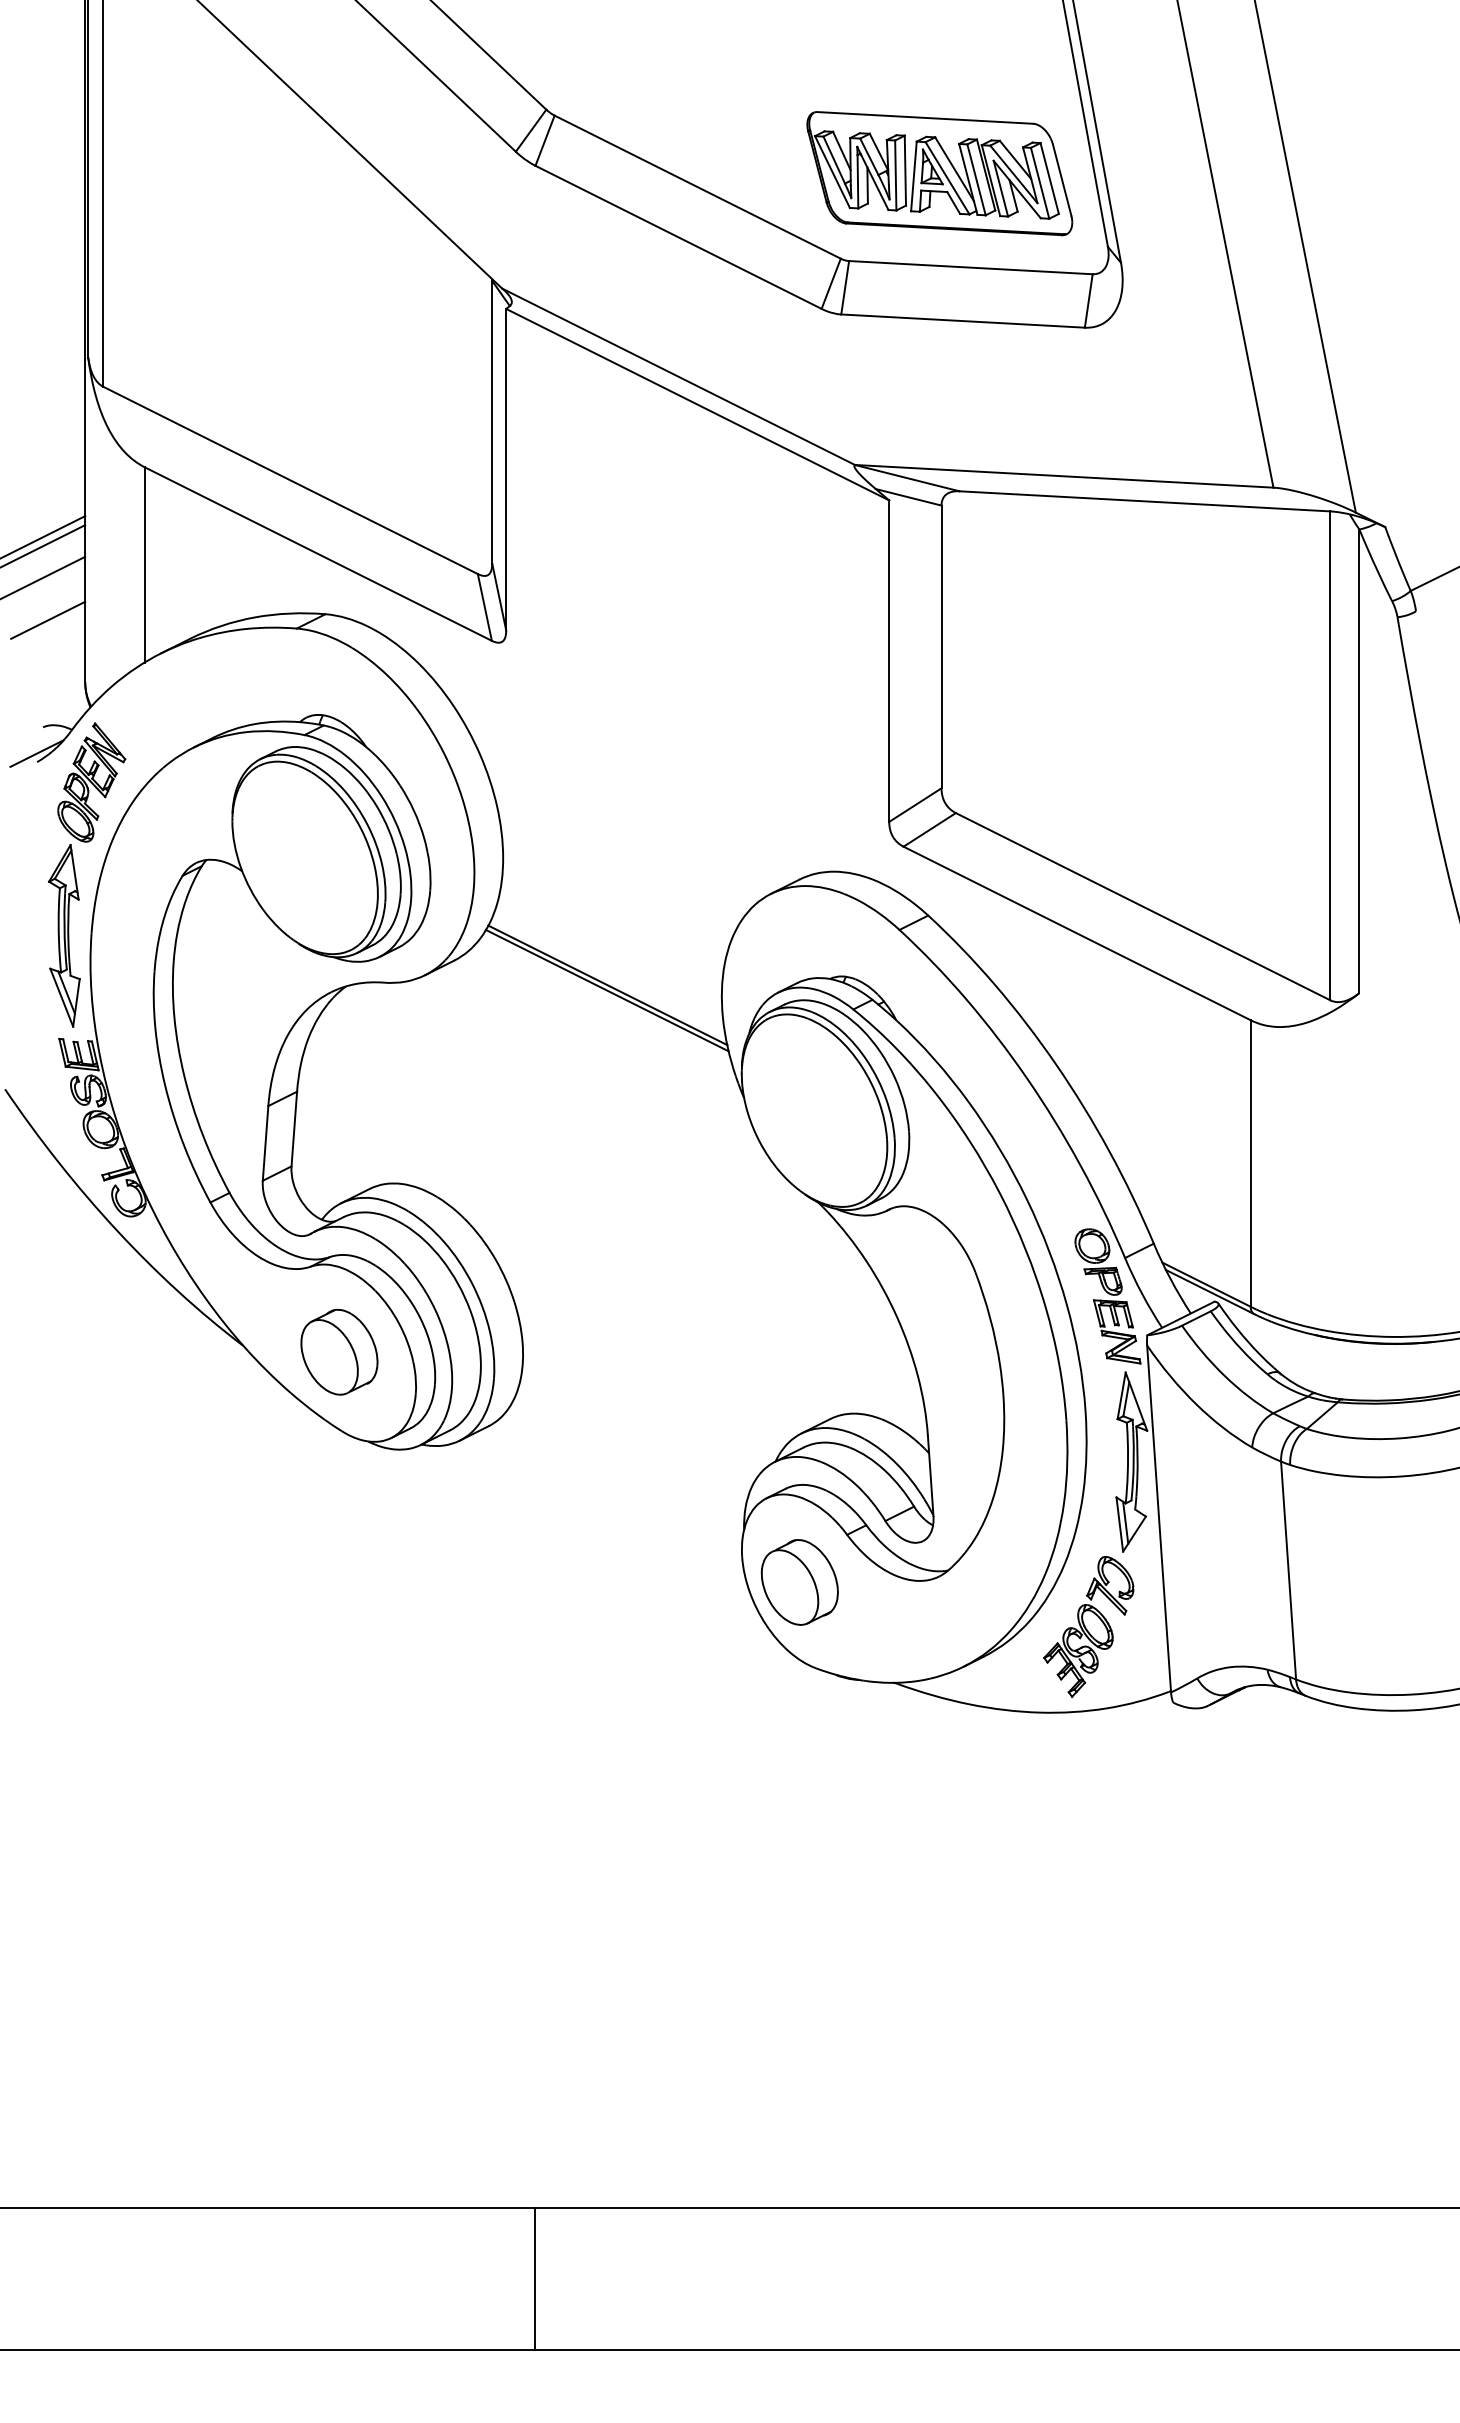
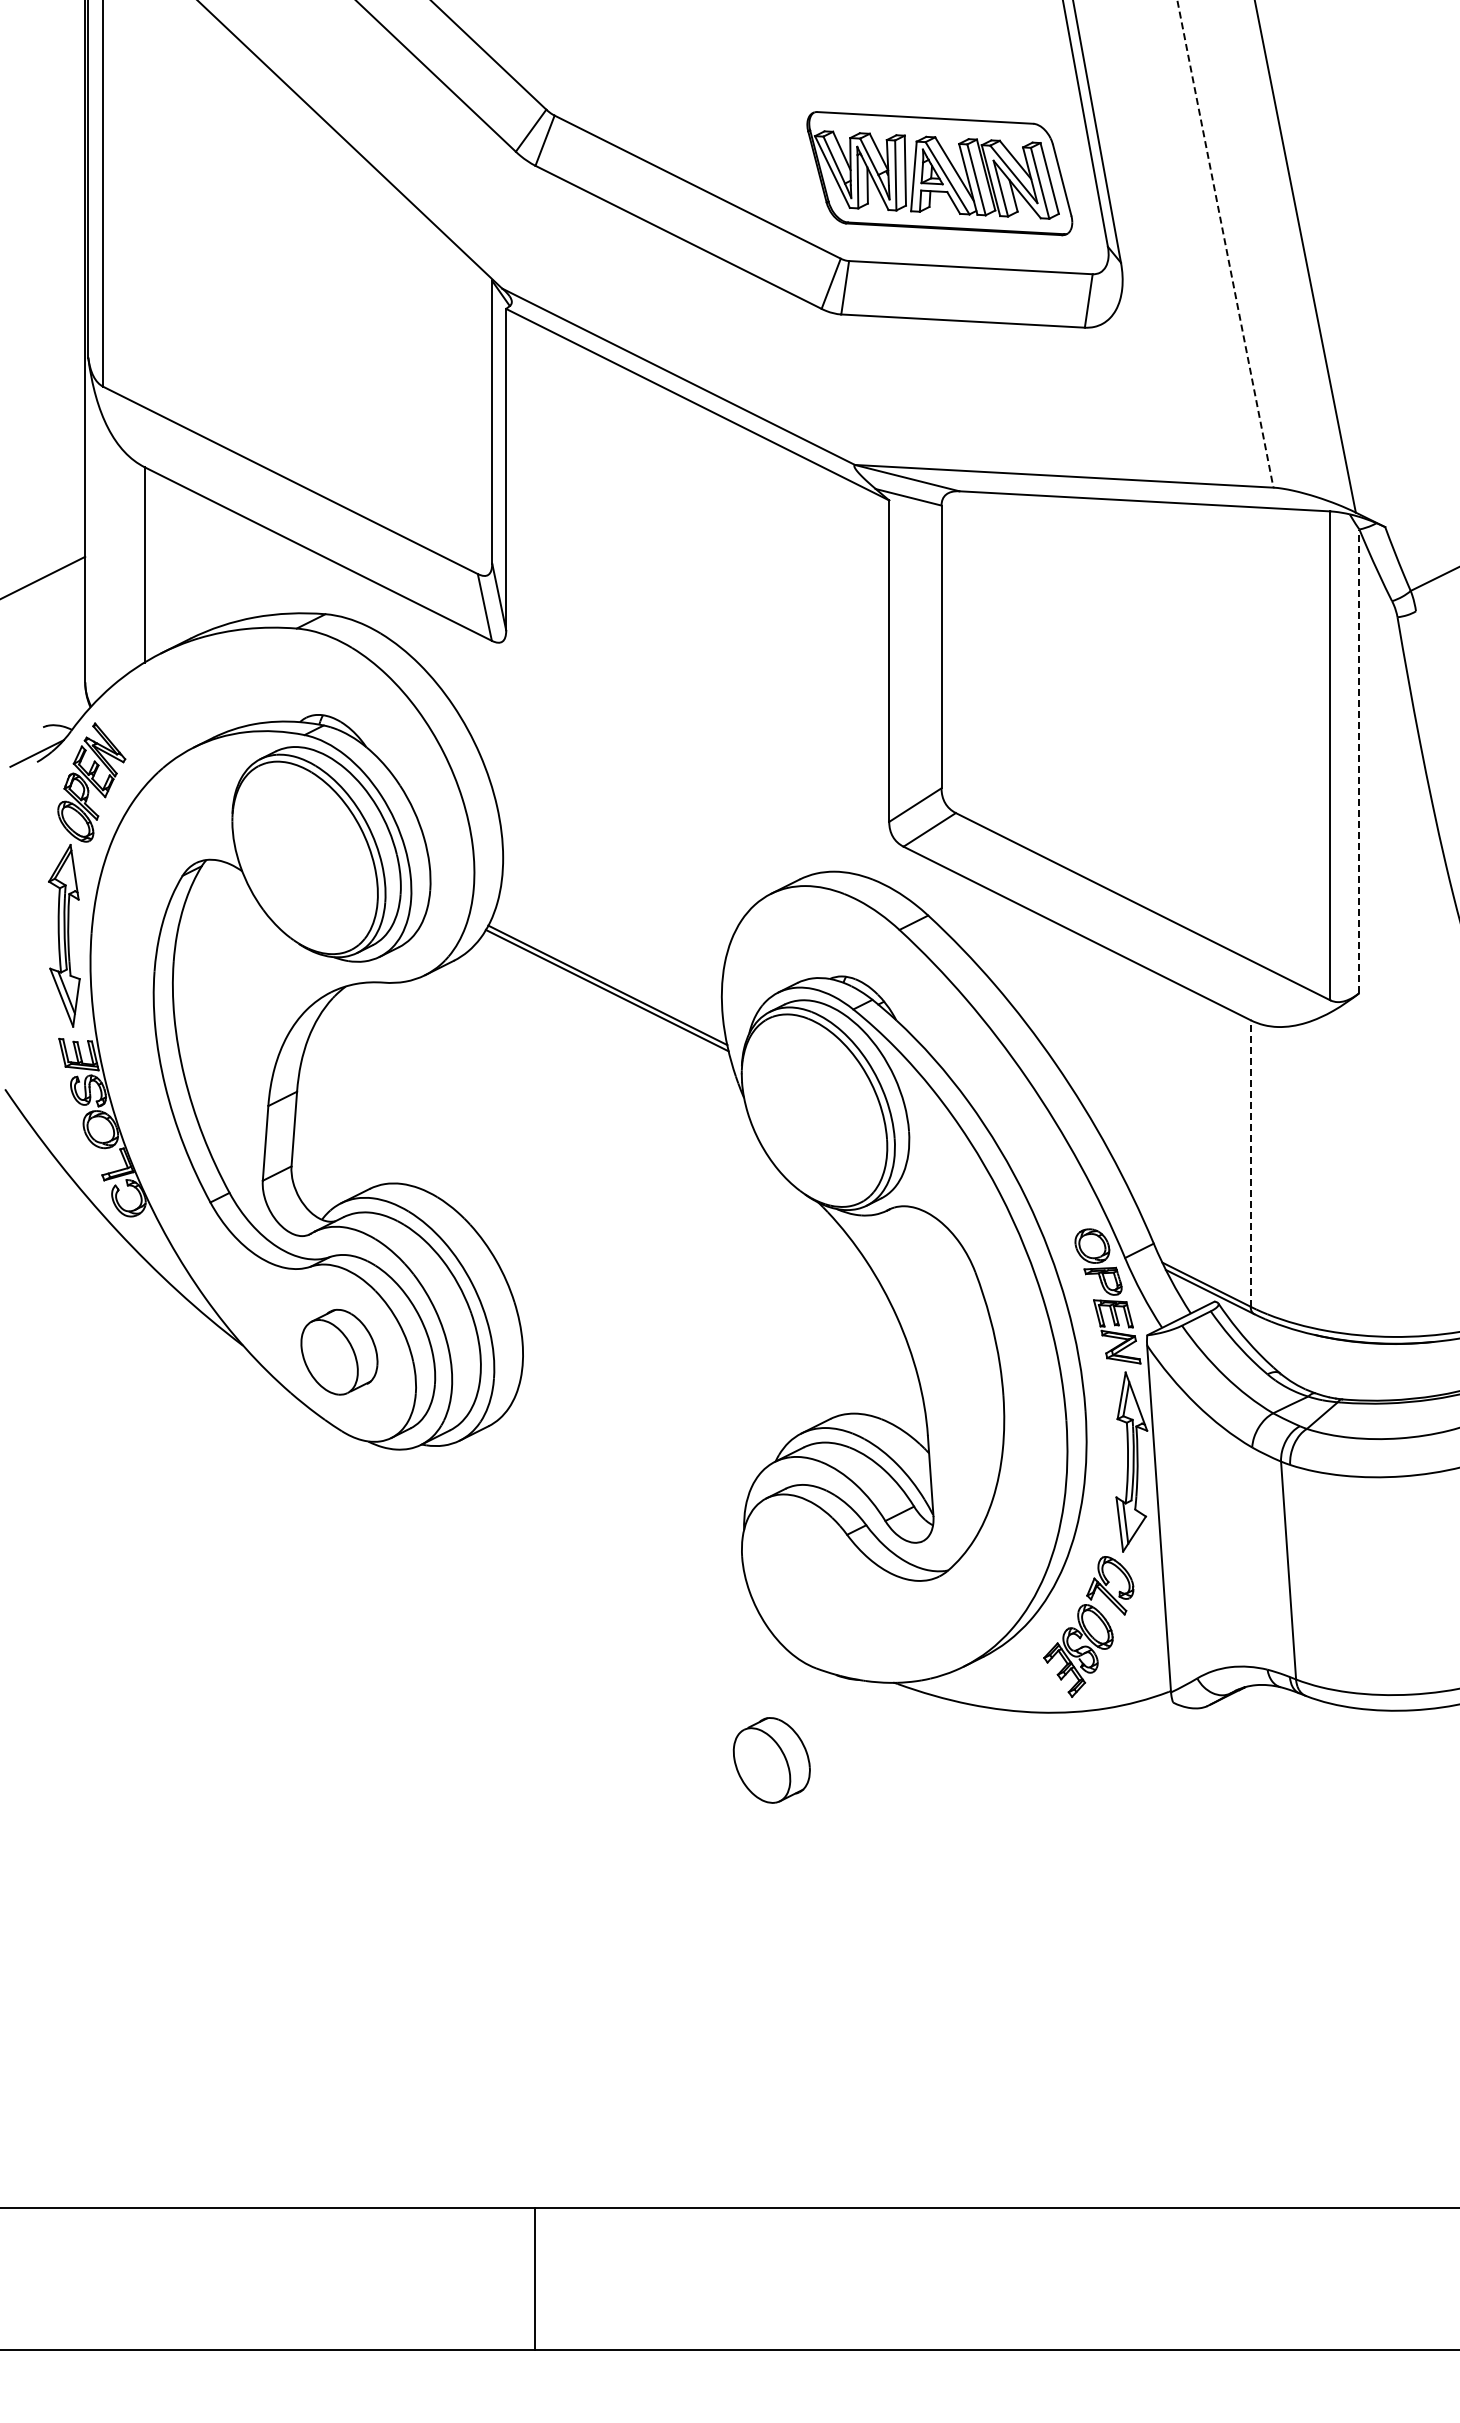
line: solid -> dashed (1225, 244)
line: present -> none (43, 536)
line: present -> none (43, 545)
line: present -> none (48, 619)
line: solid -> dashed (1359, 761)
line: solid -> dashed (1250, 1163)
part position: (799, 1582) -> (771, 1760) (771, 1760)
